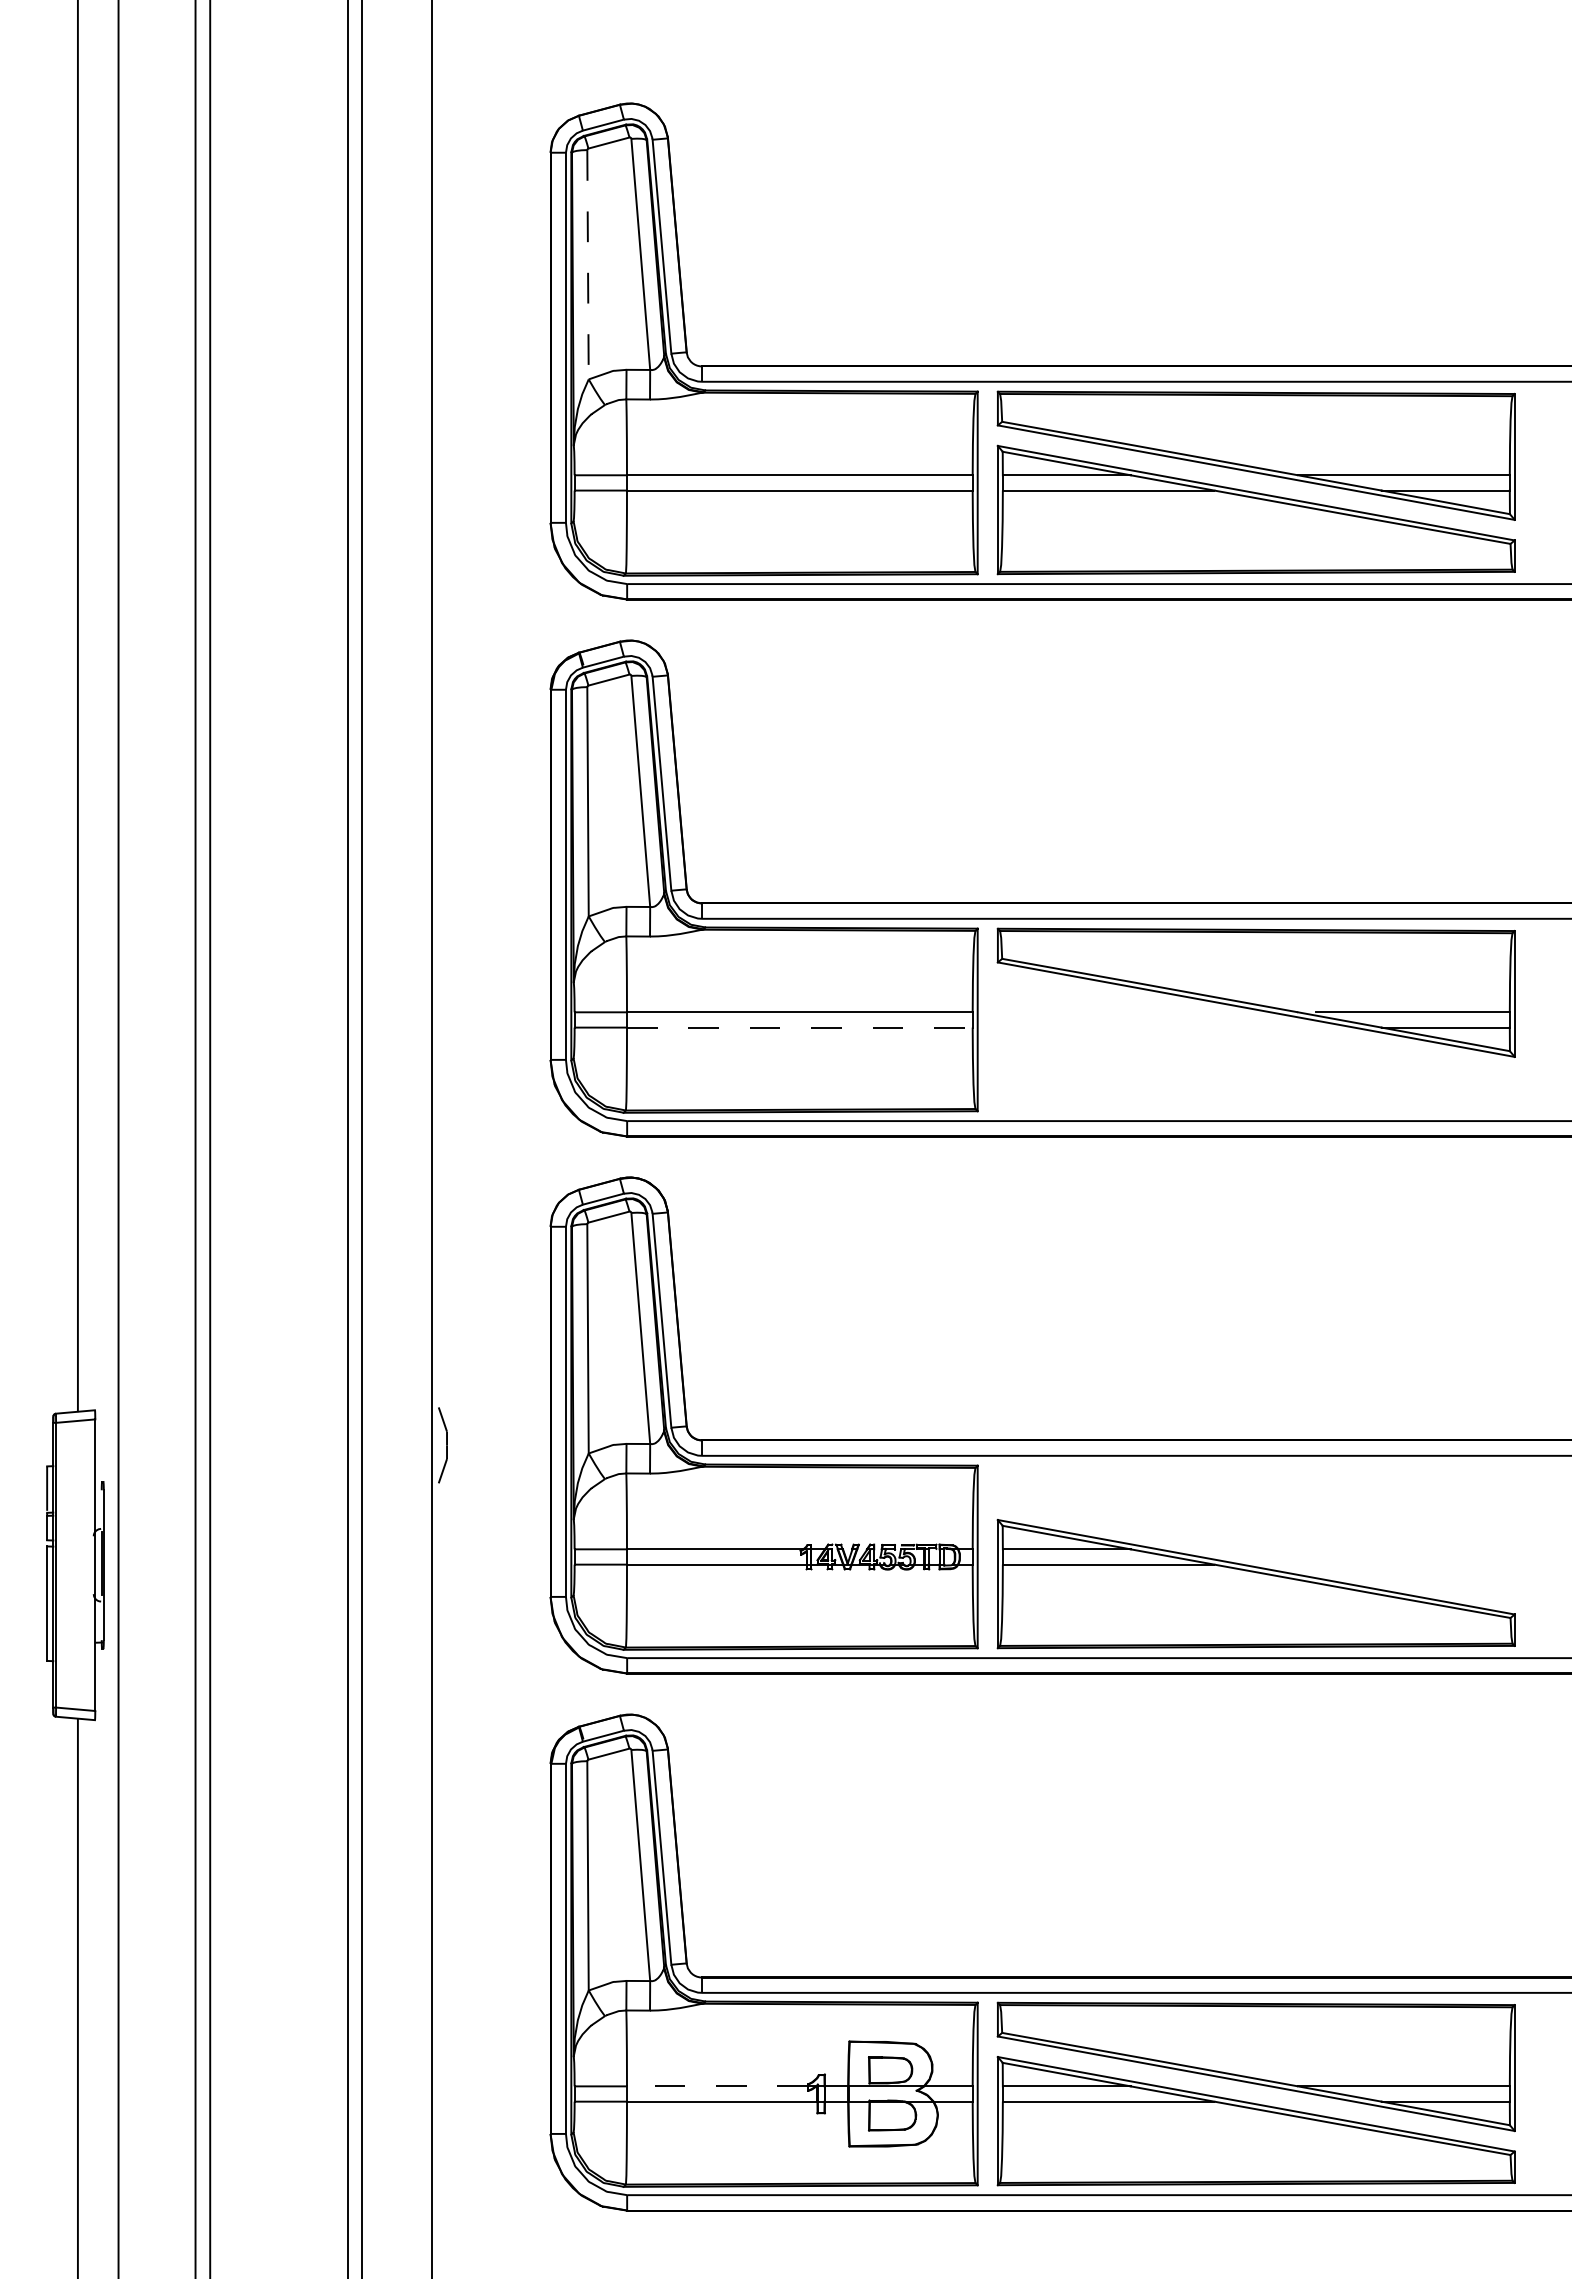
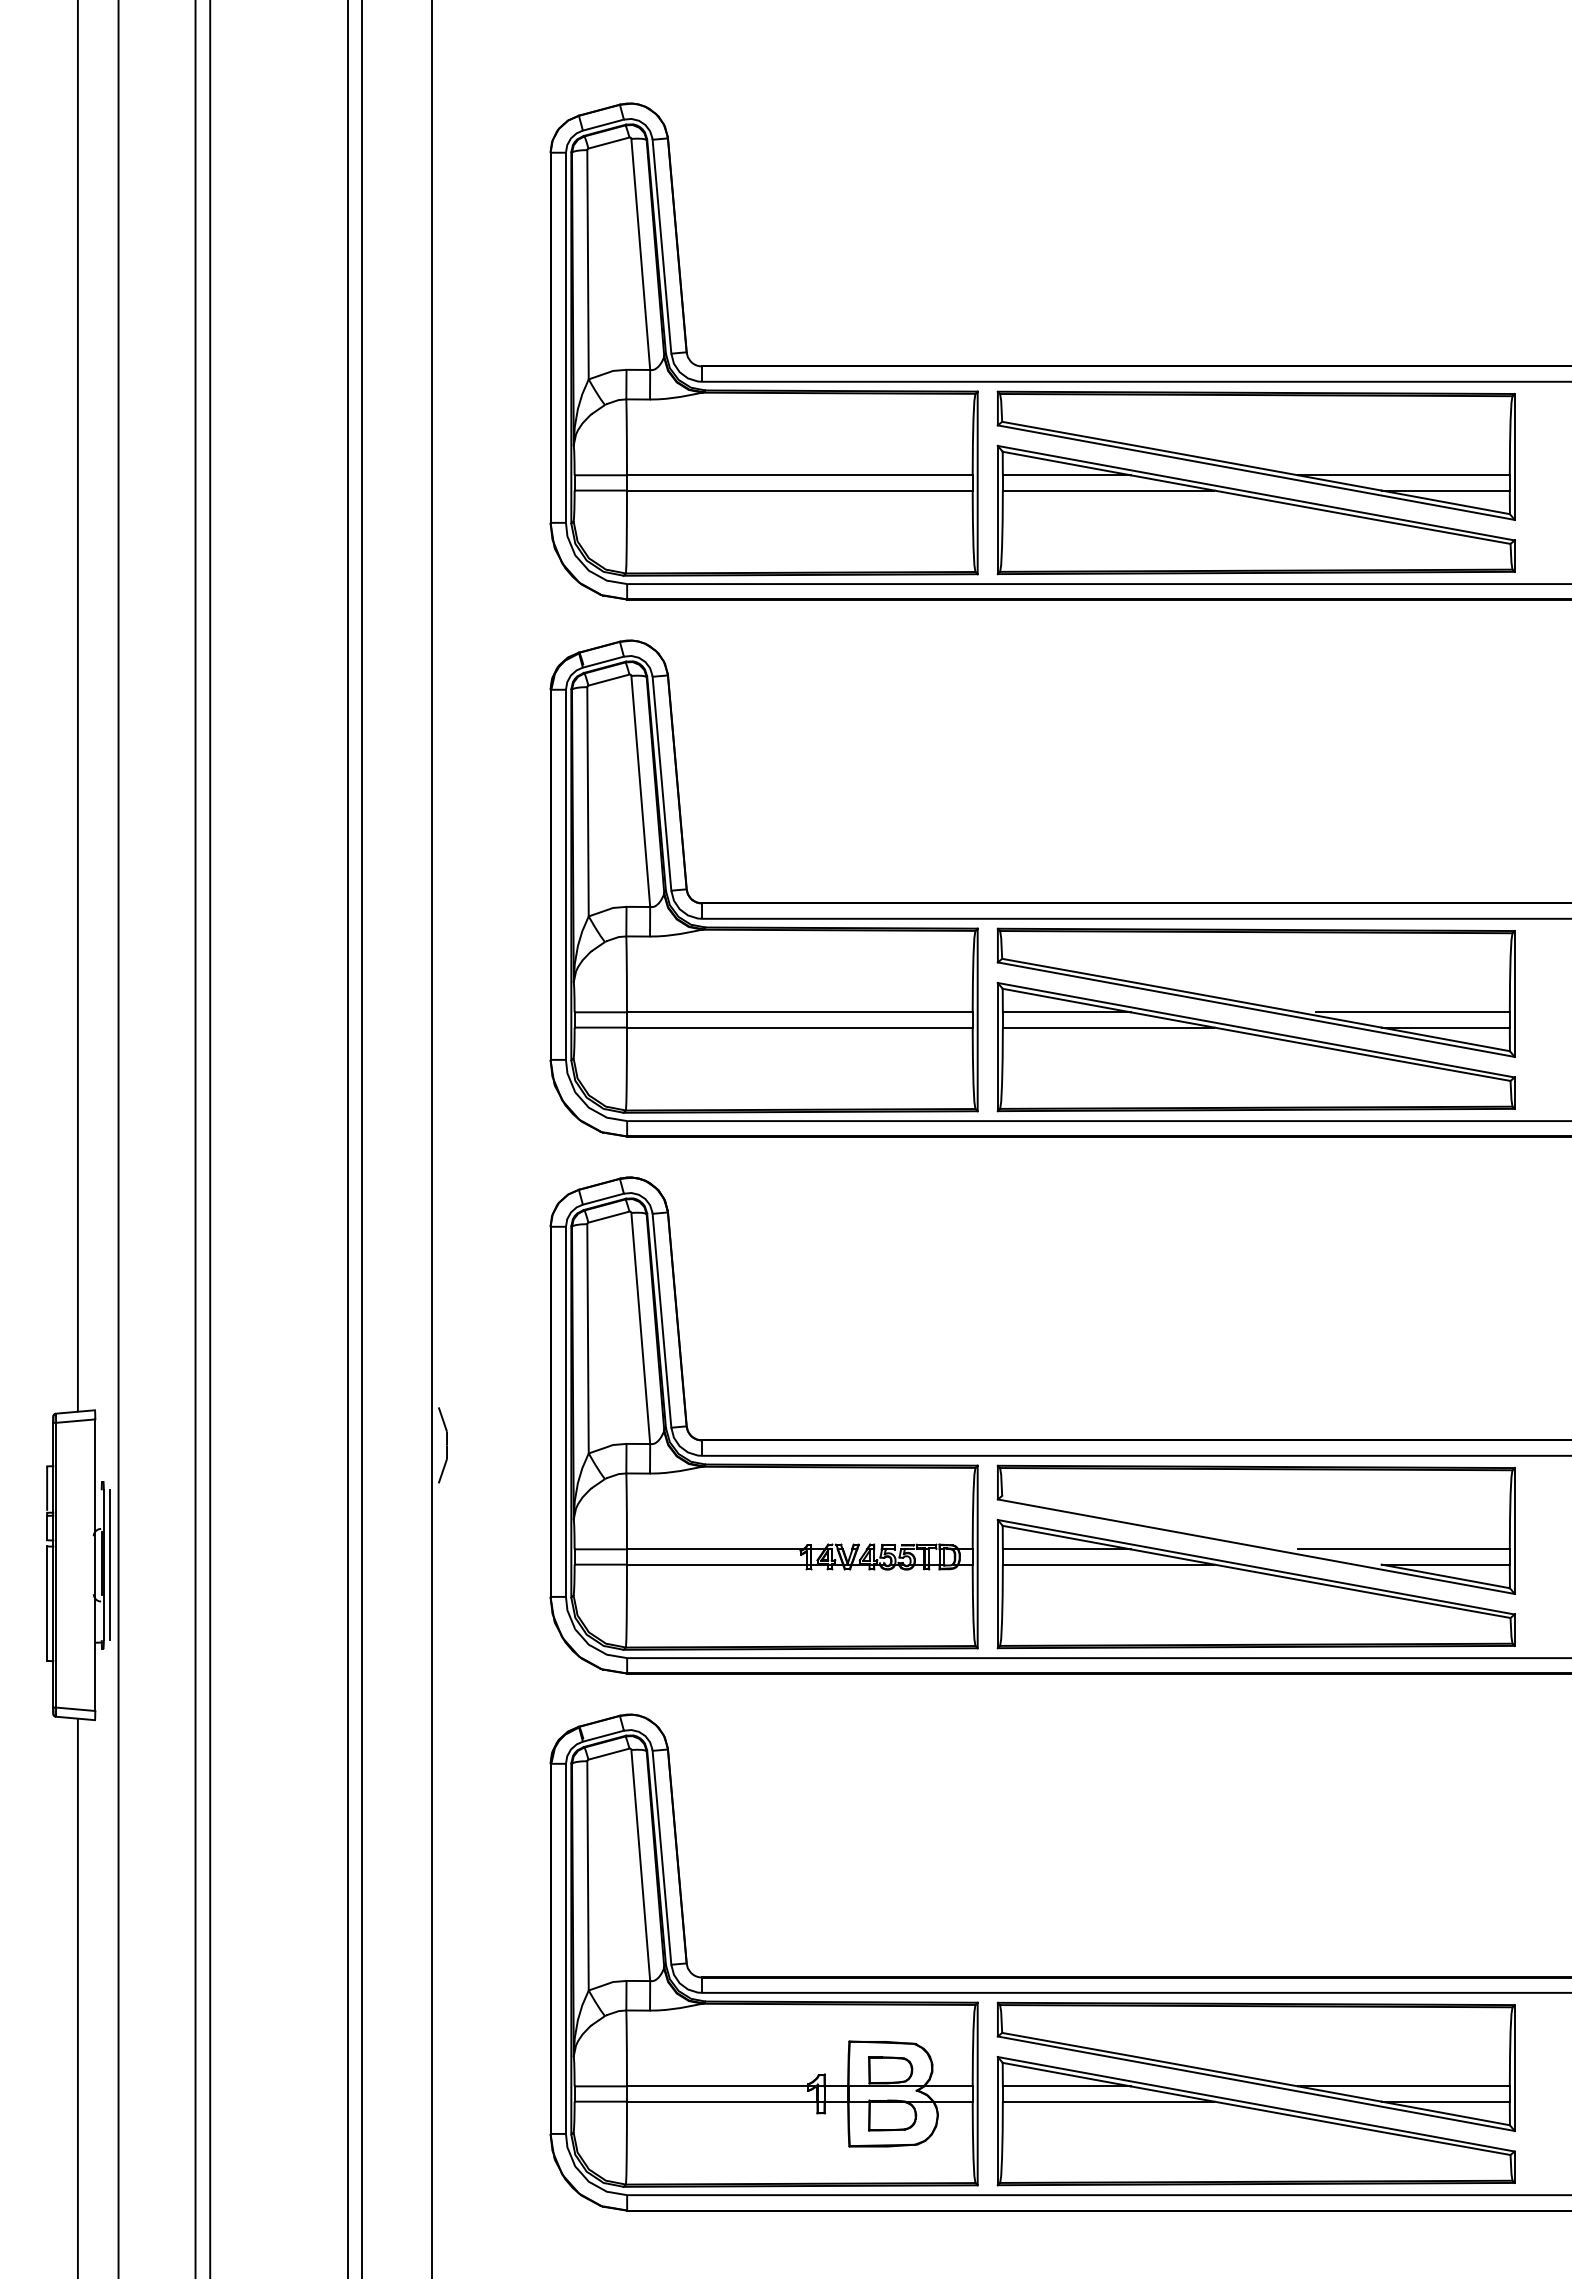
line: dashed -> solid (588, 264)
line: dashed -> solid (799, 1027)
part: none -> present (1255, 1046)
part: none -> present (1255, 1529)
line: none -> present (110, 1565)
line: dashed -> solid (716, 2086)
